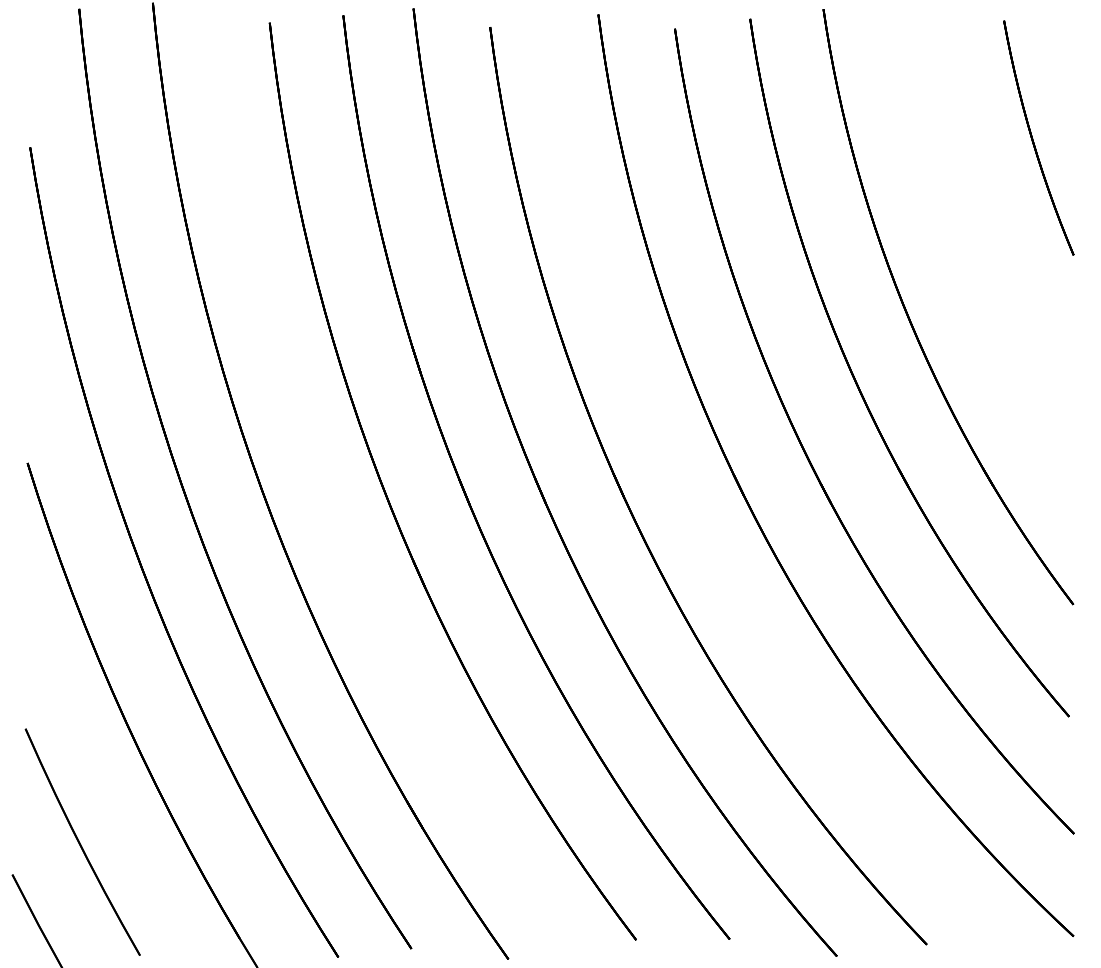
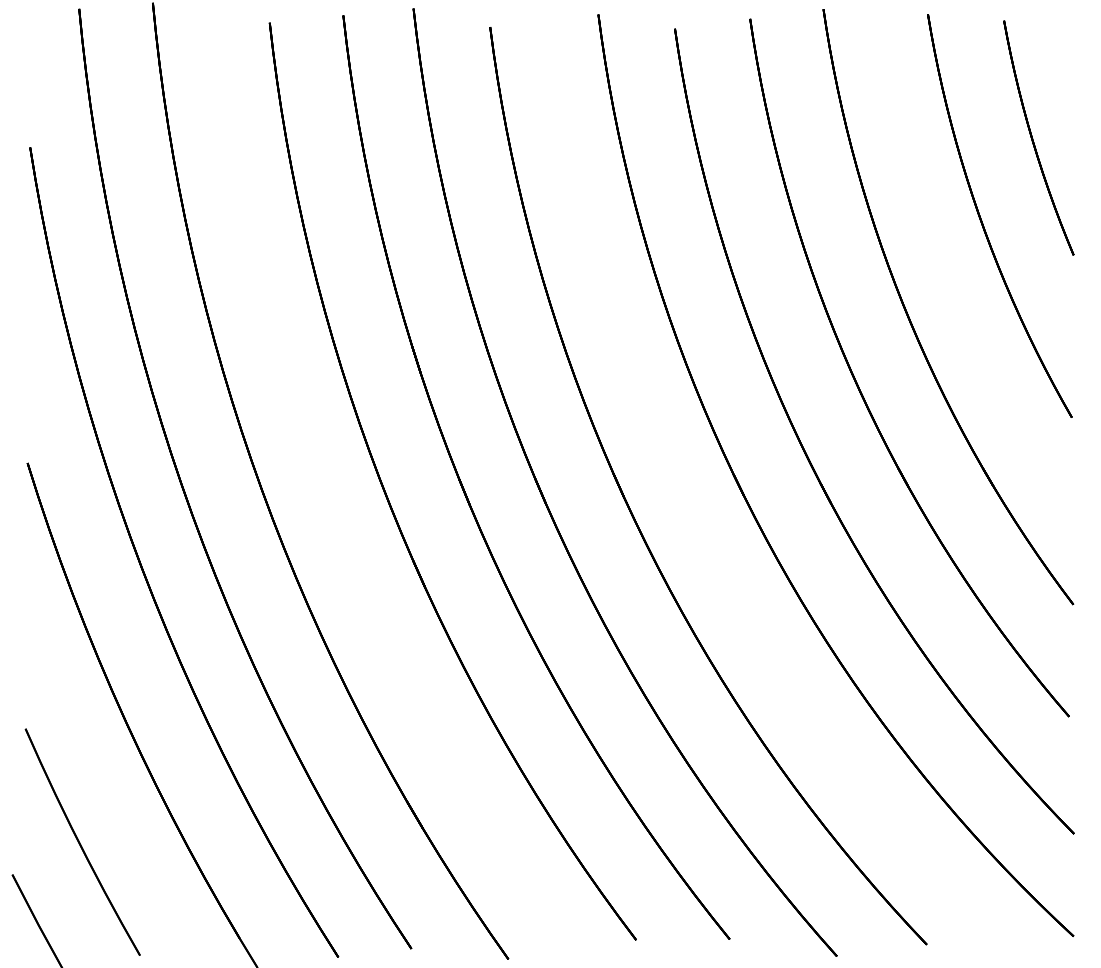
part: none -> present (982, 220)
